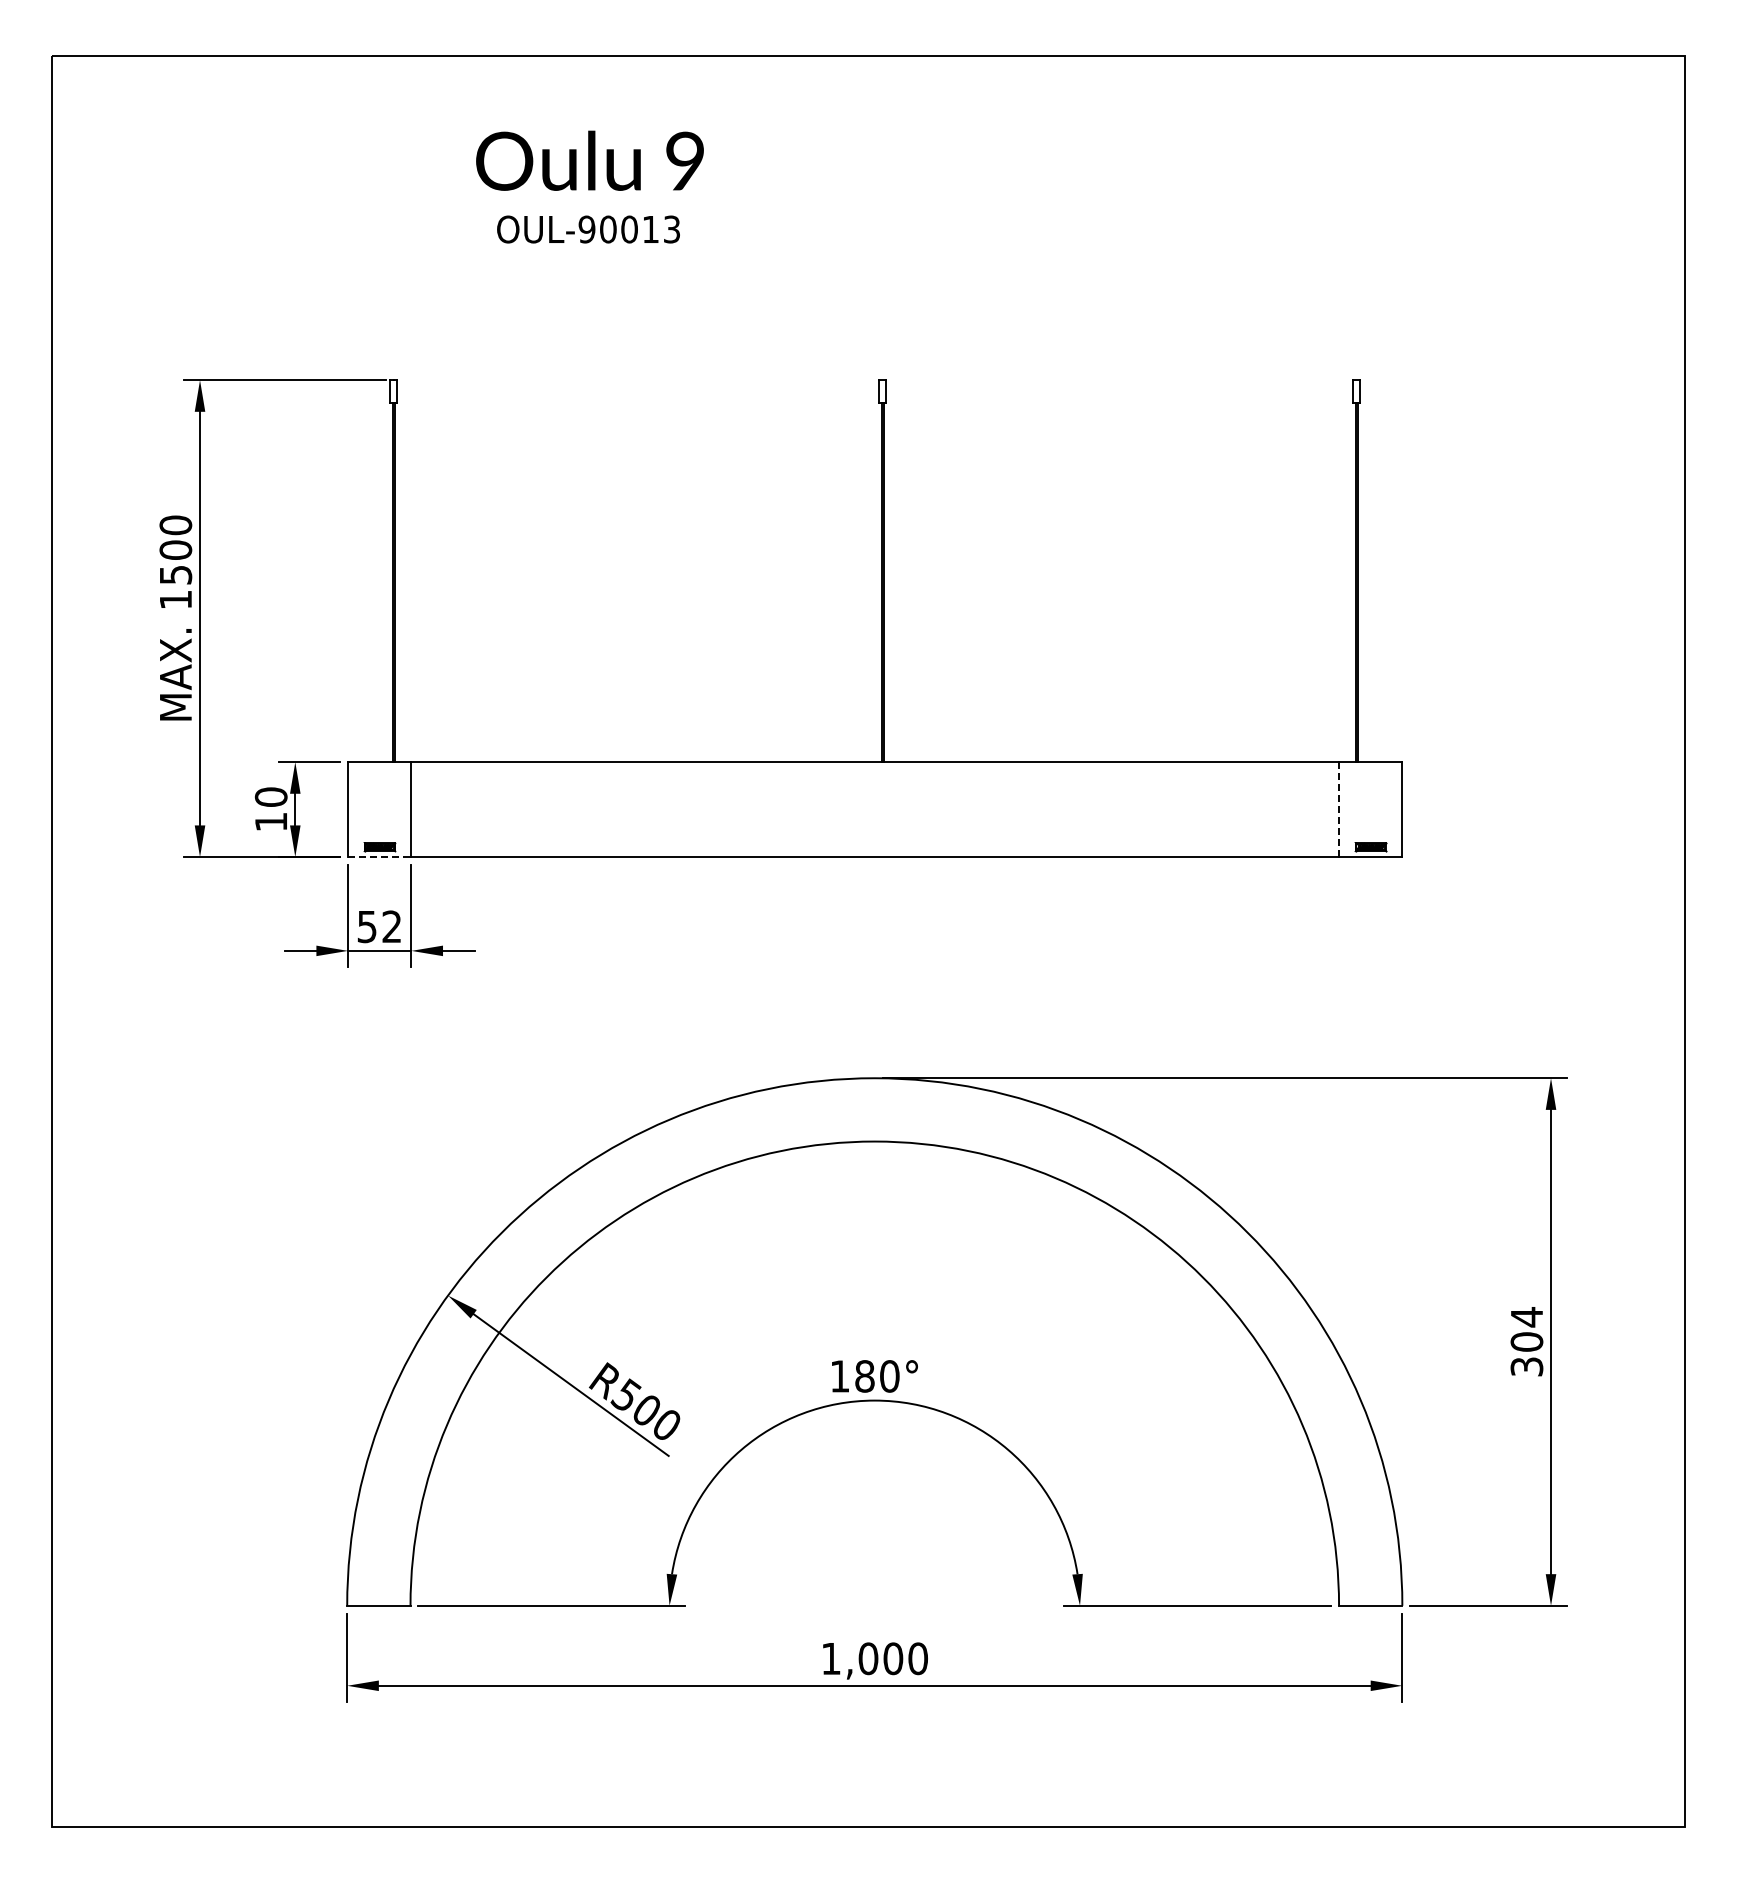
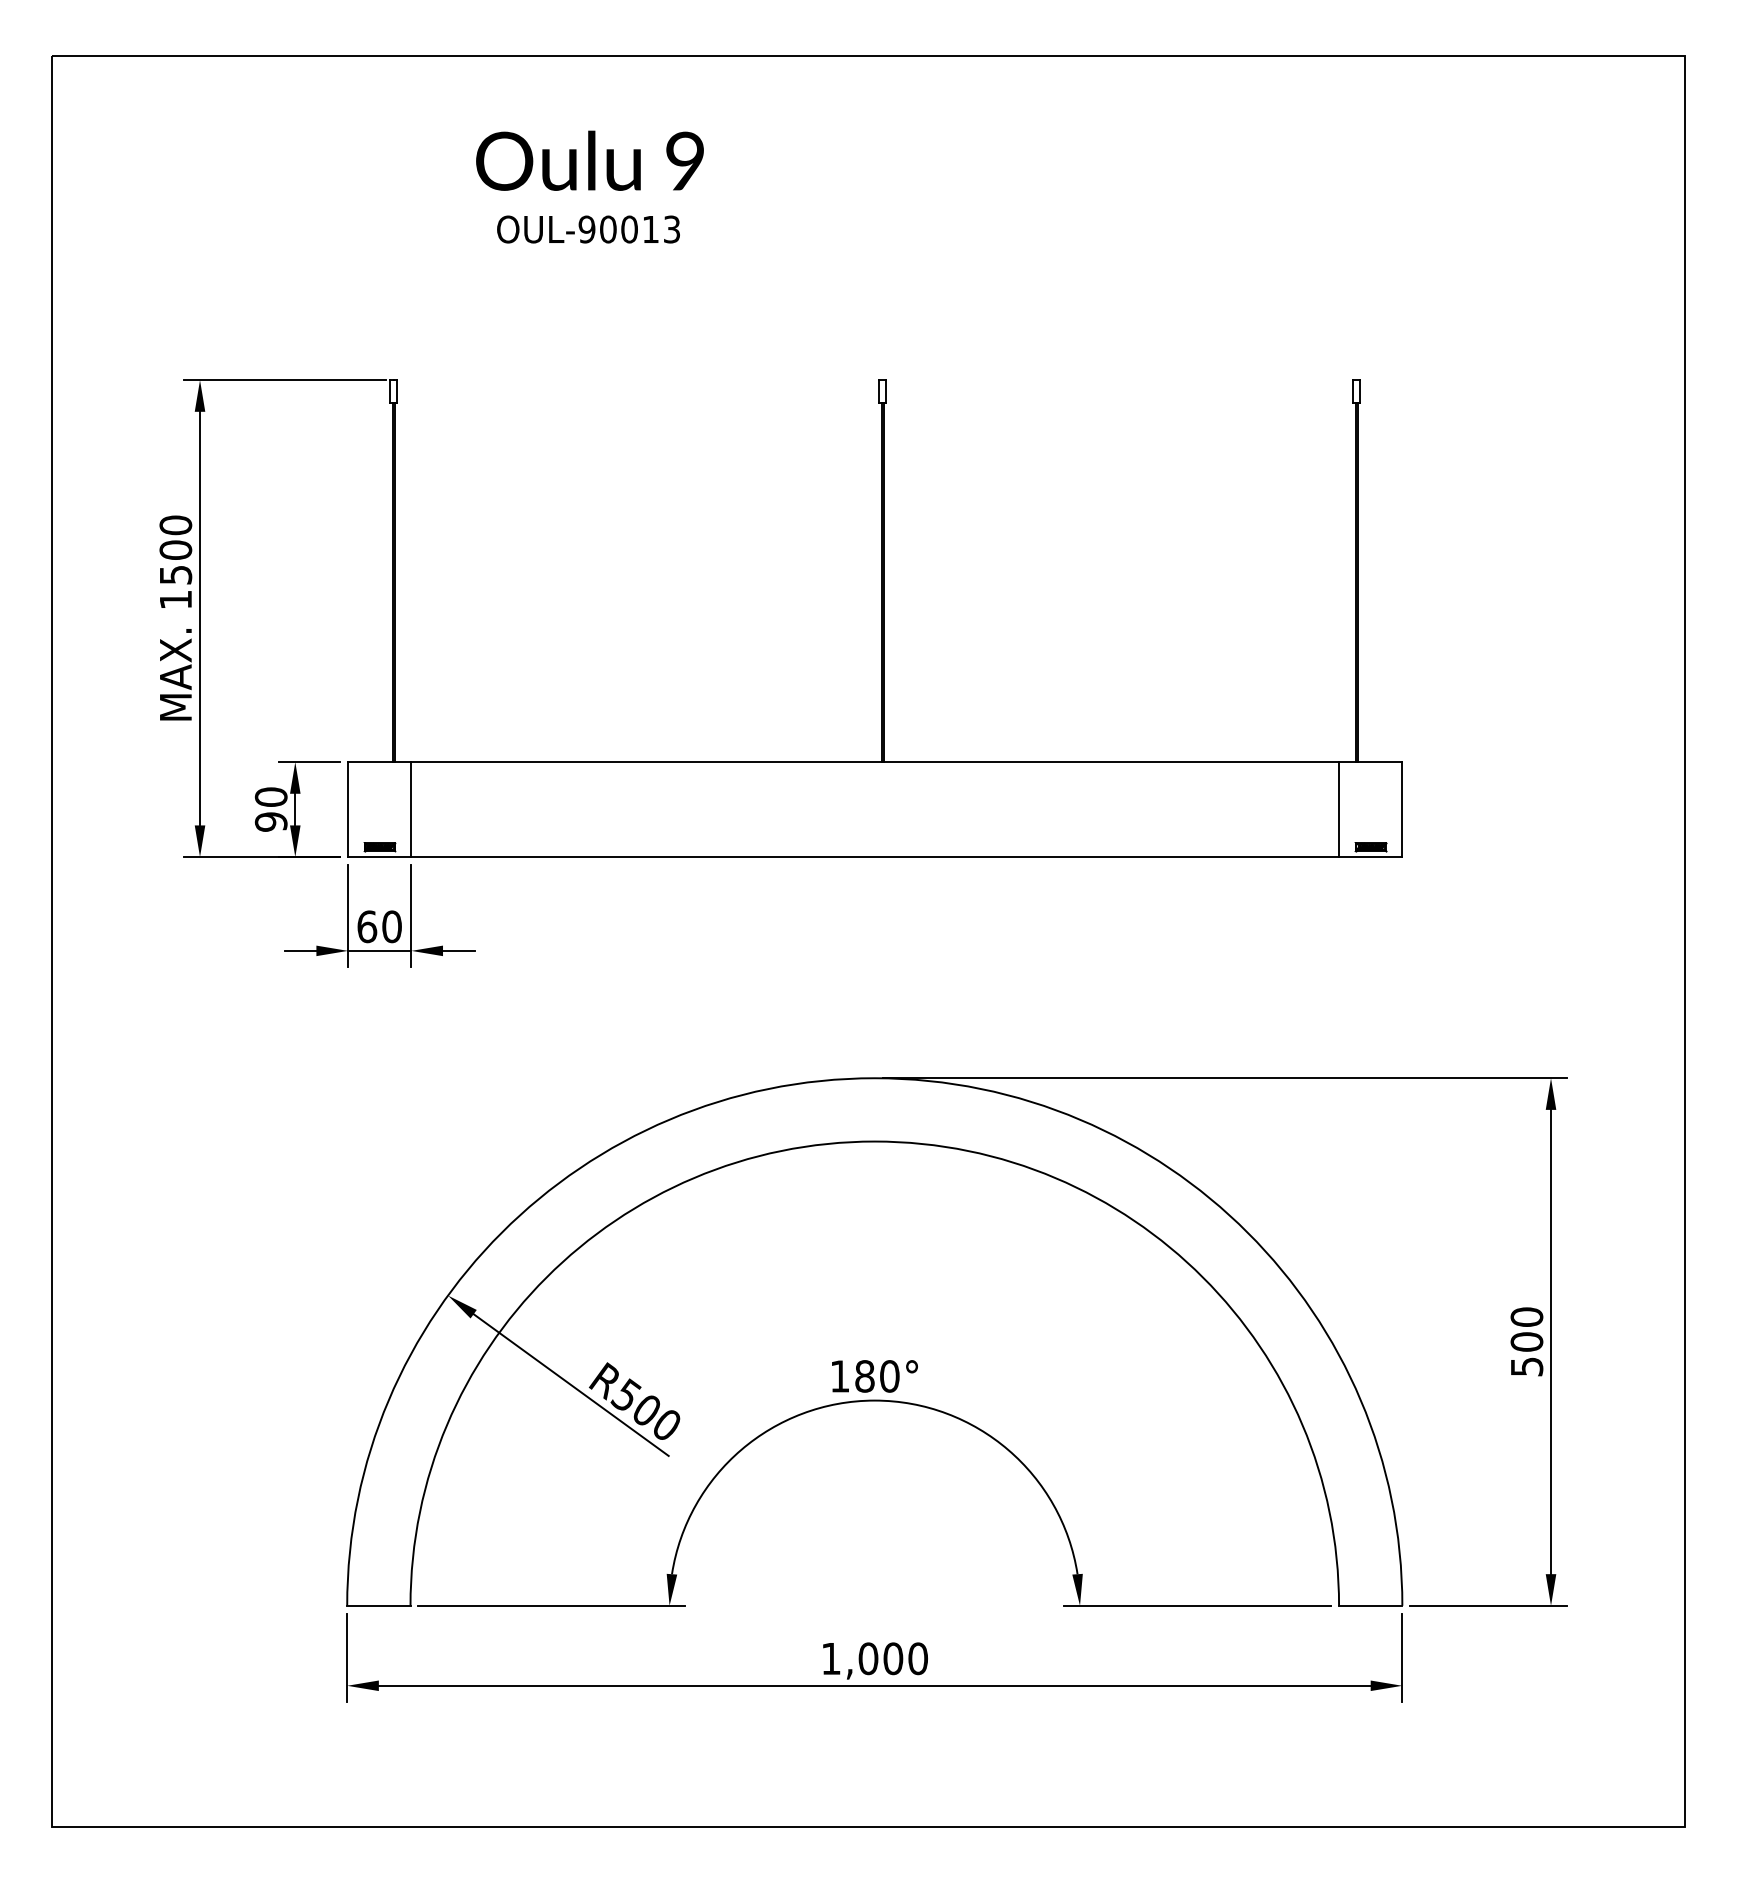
line: dashed -> solid (1339, 810)
text: 10 -> 90 (270, 821)
line: dashed -> solid (379, 857)
text: 52 -> 60 (379, 926)
text: 304 -> 500 (1526, 1341)
